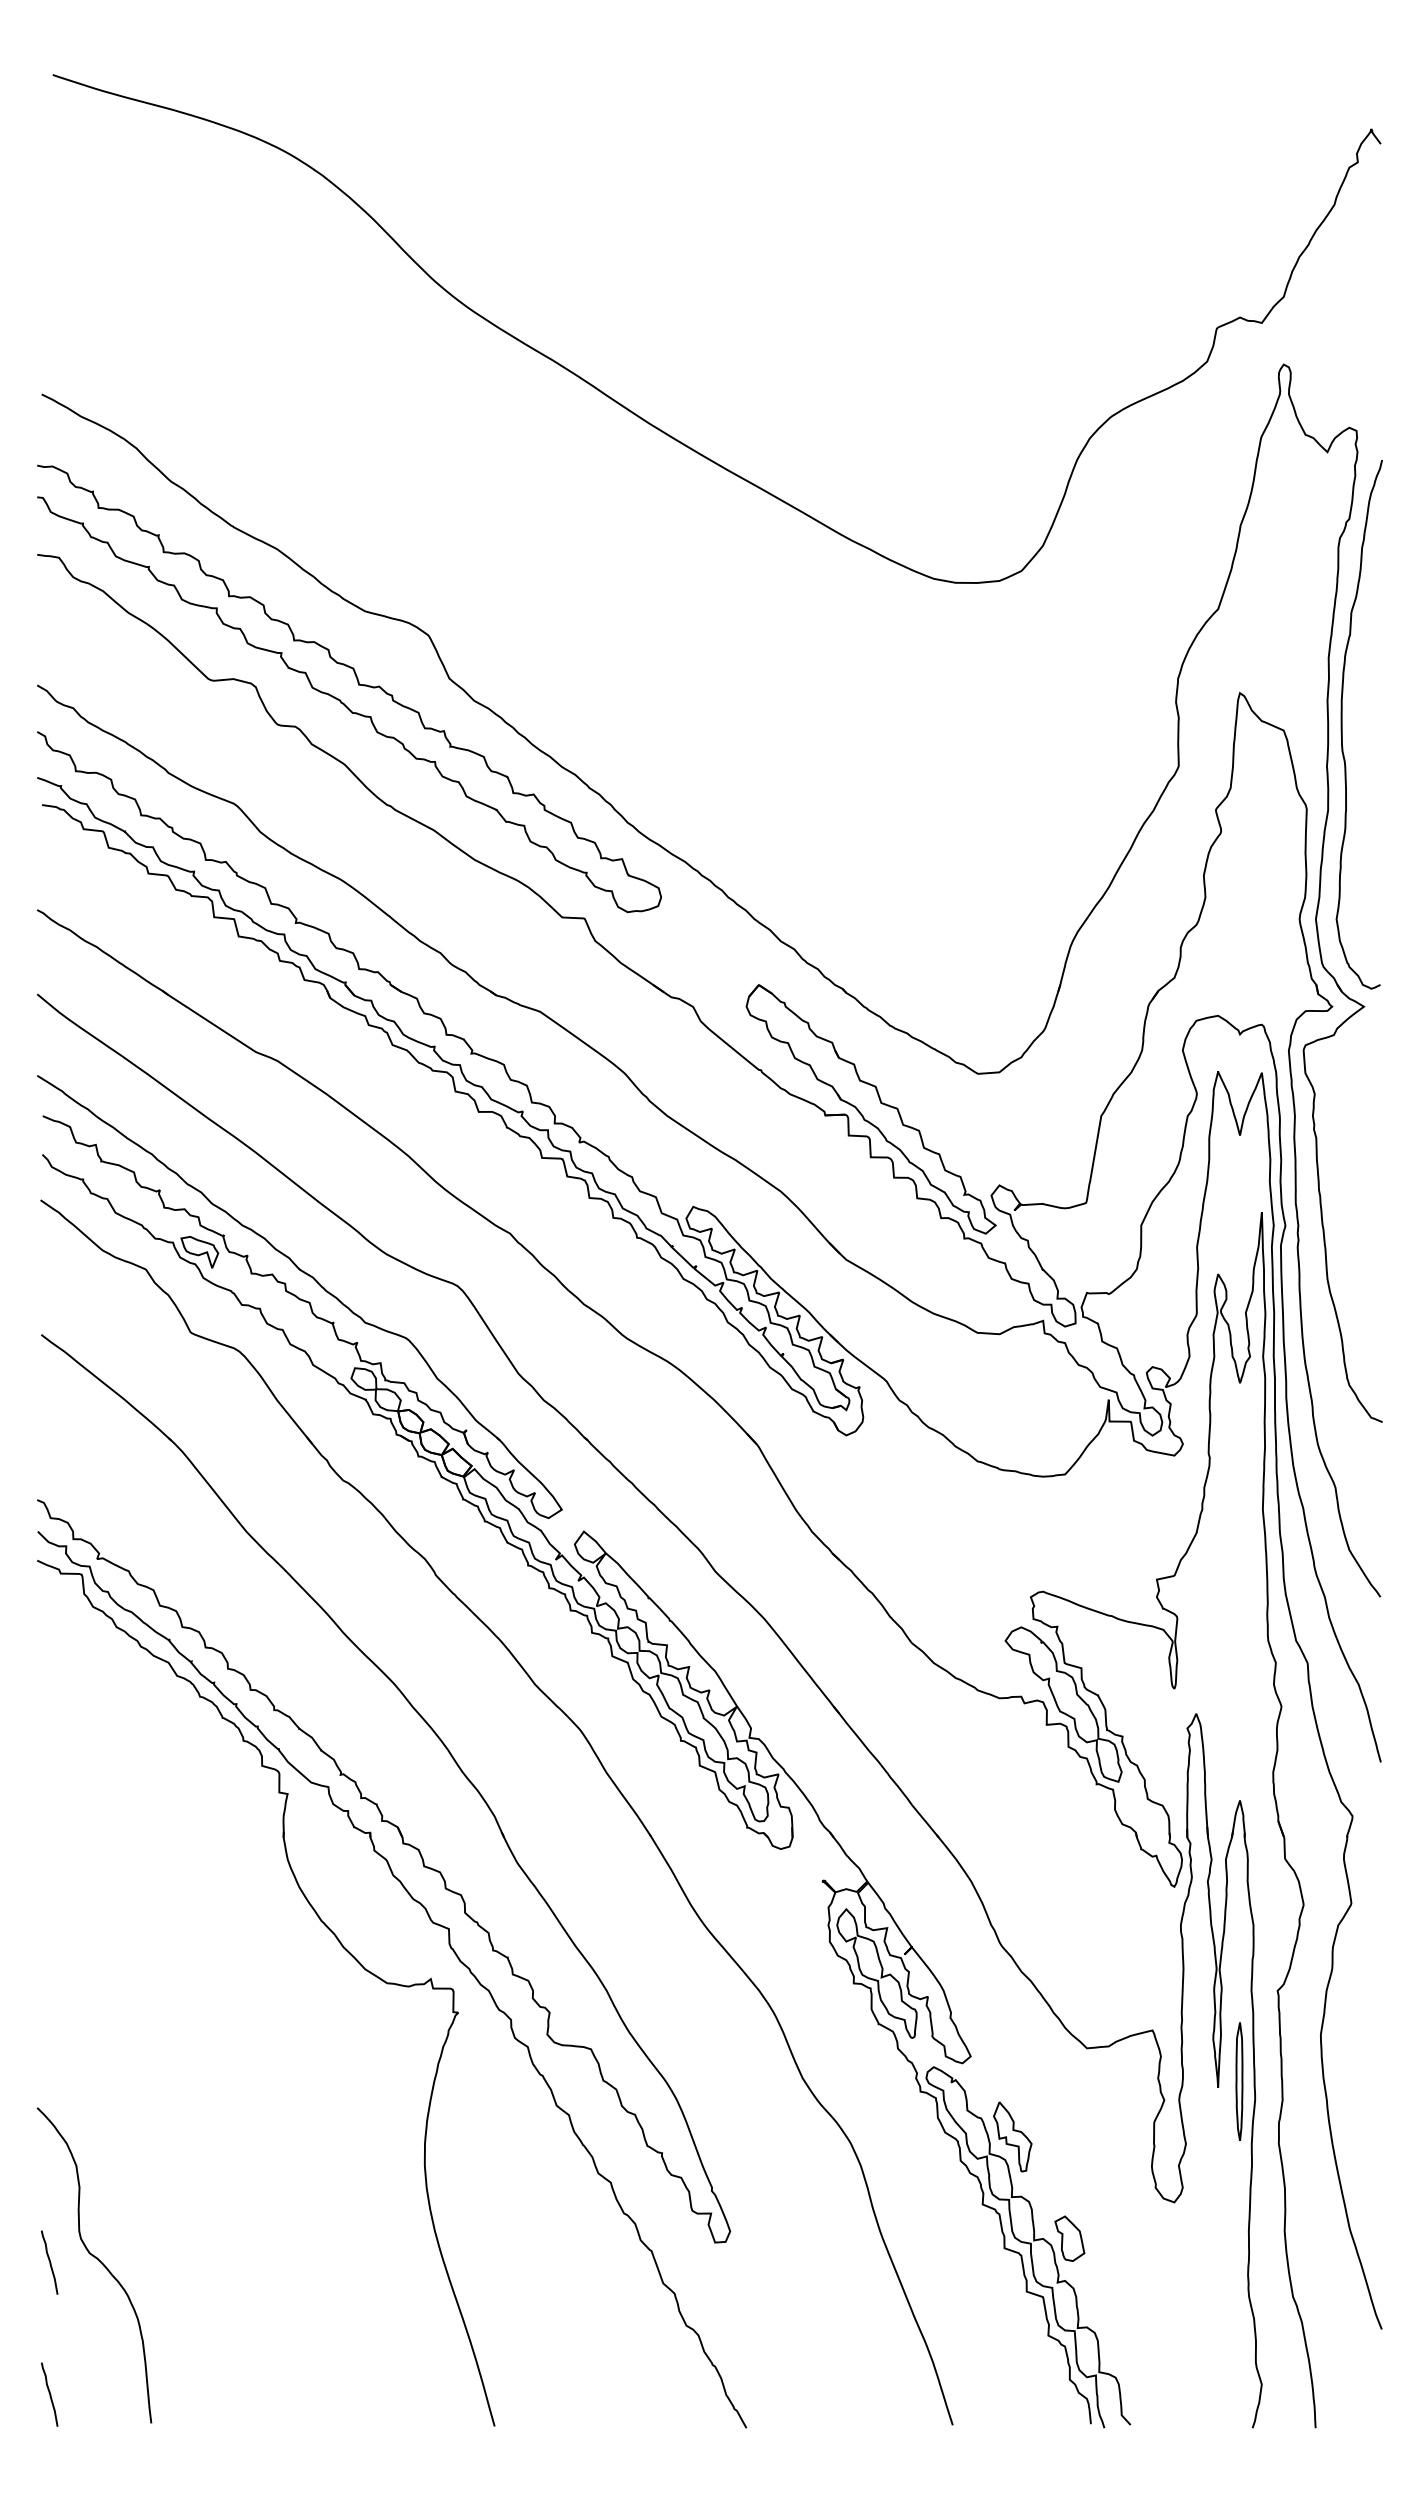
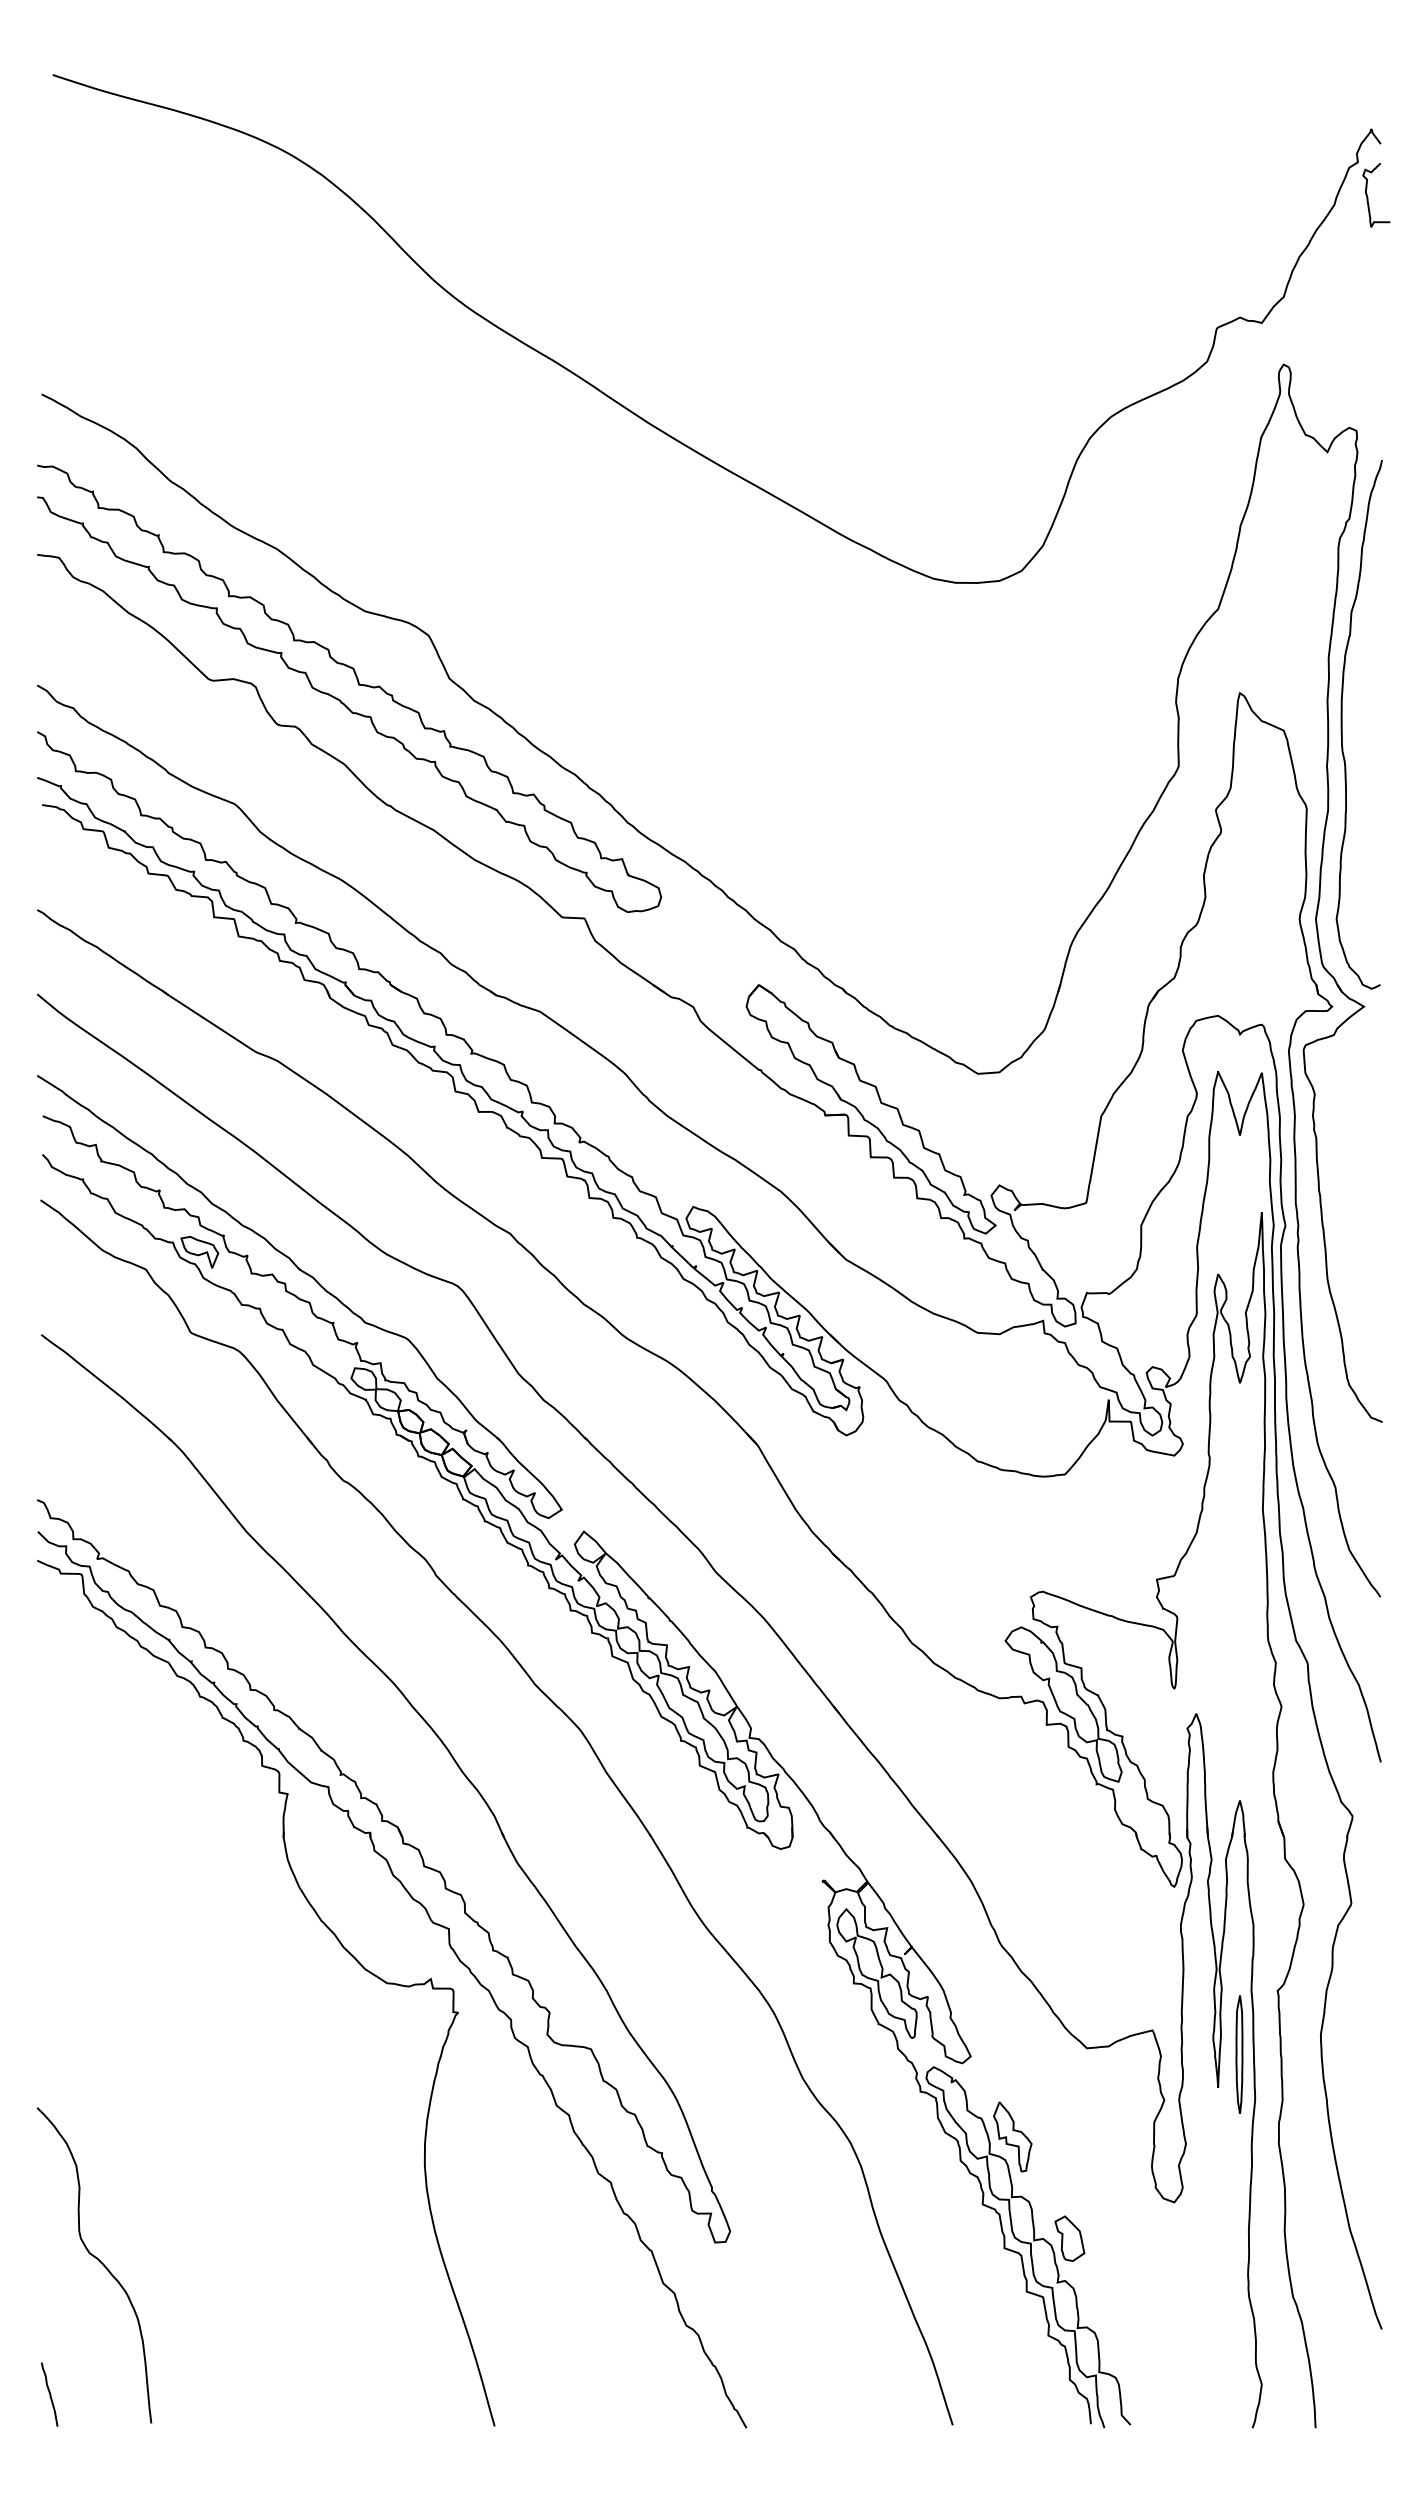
curve: none -> present (1368, 197)
part position: (1239, 2081) -> (1239, 2054) (1239, 2054)
curve: present -> none (49, 2262)
